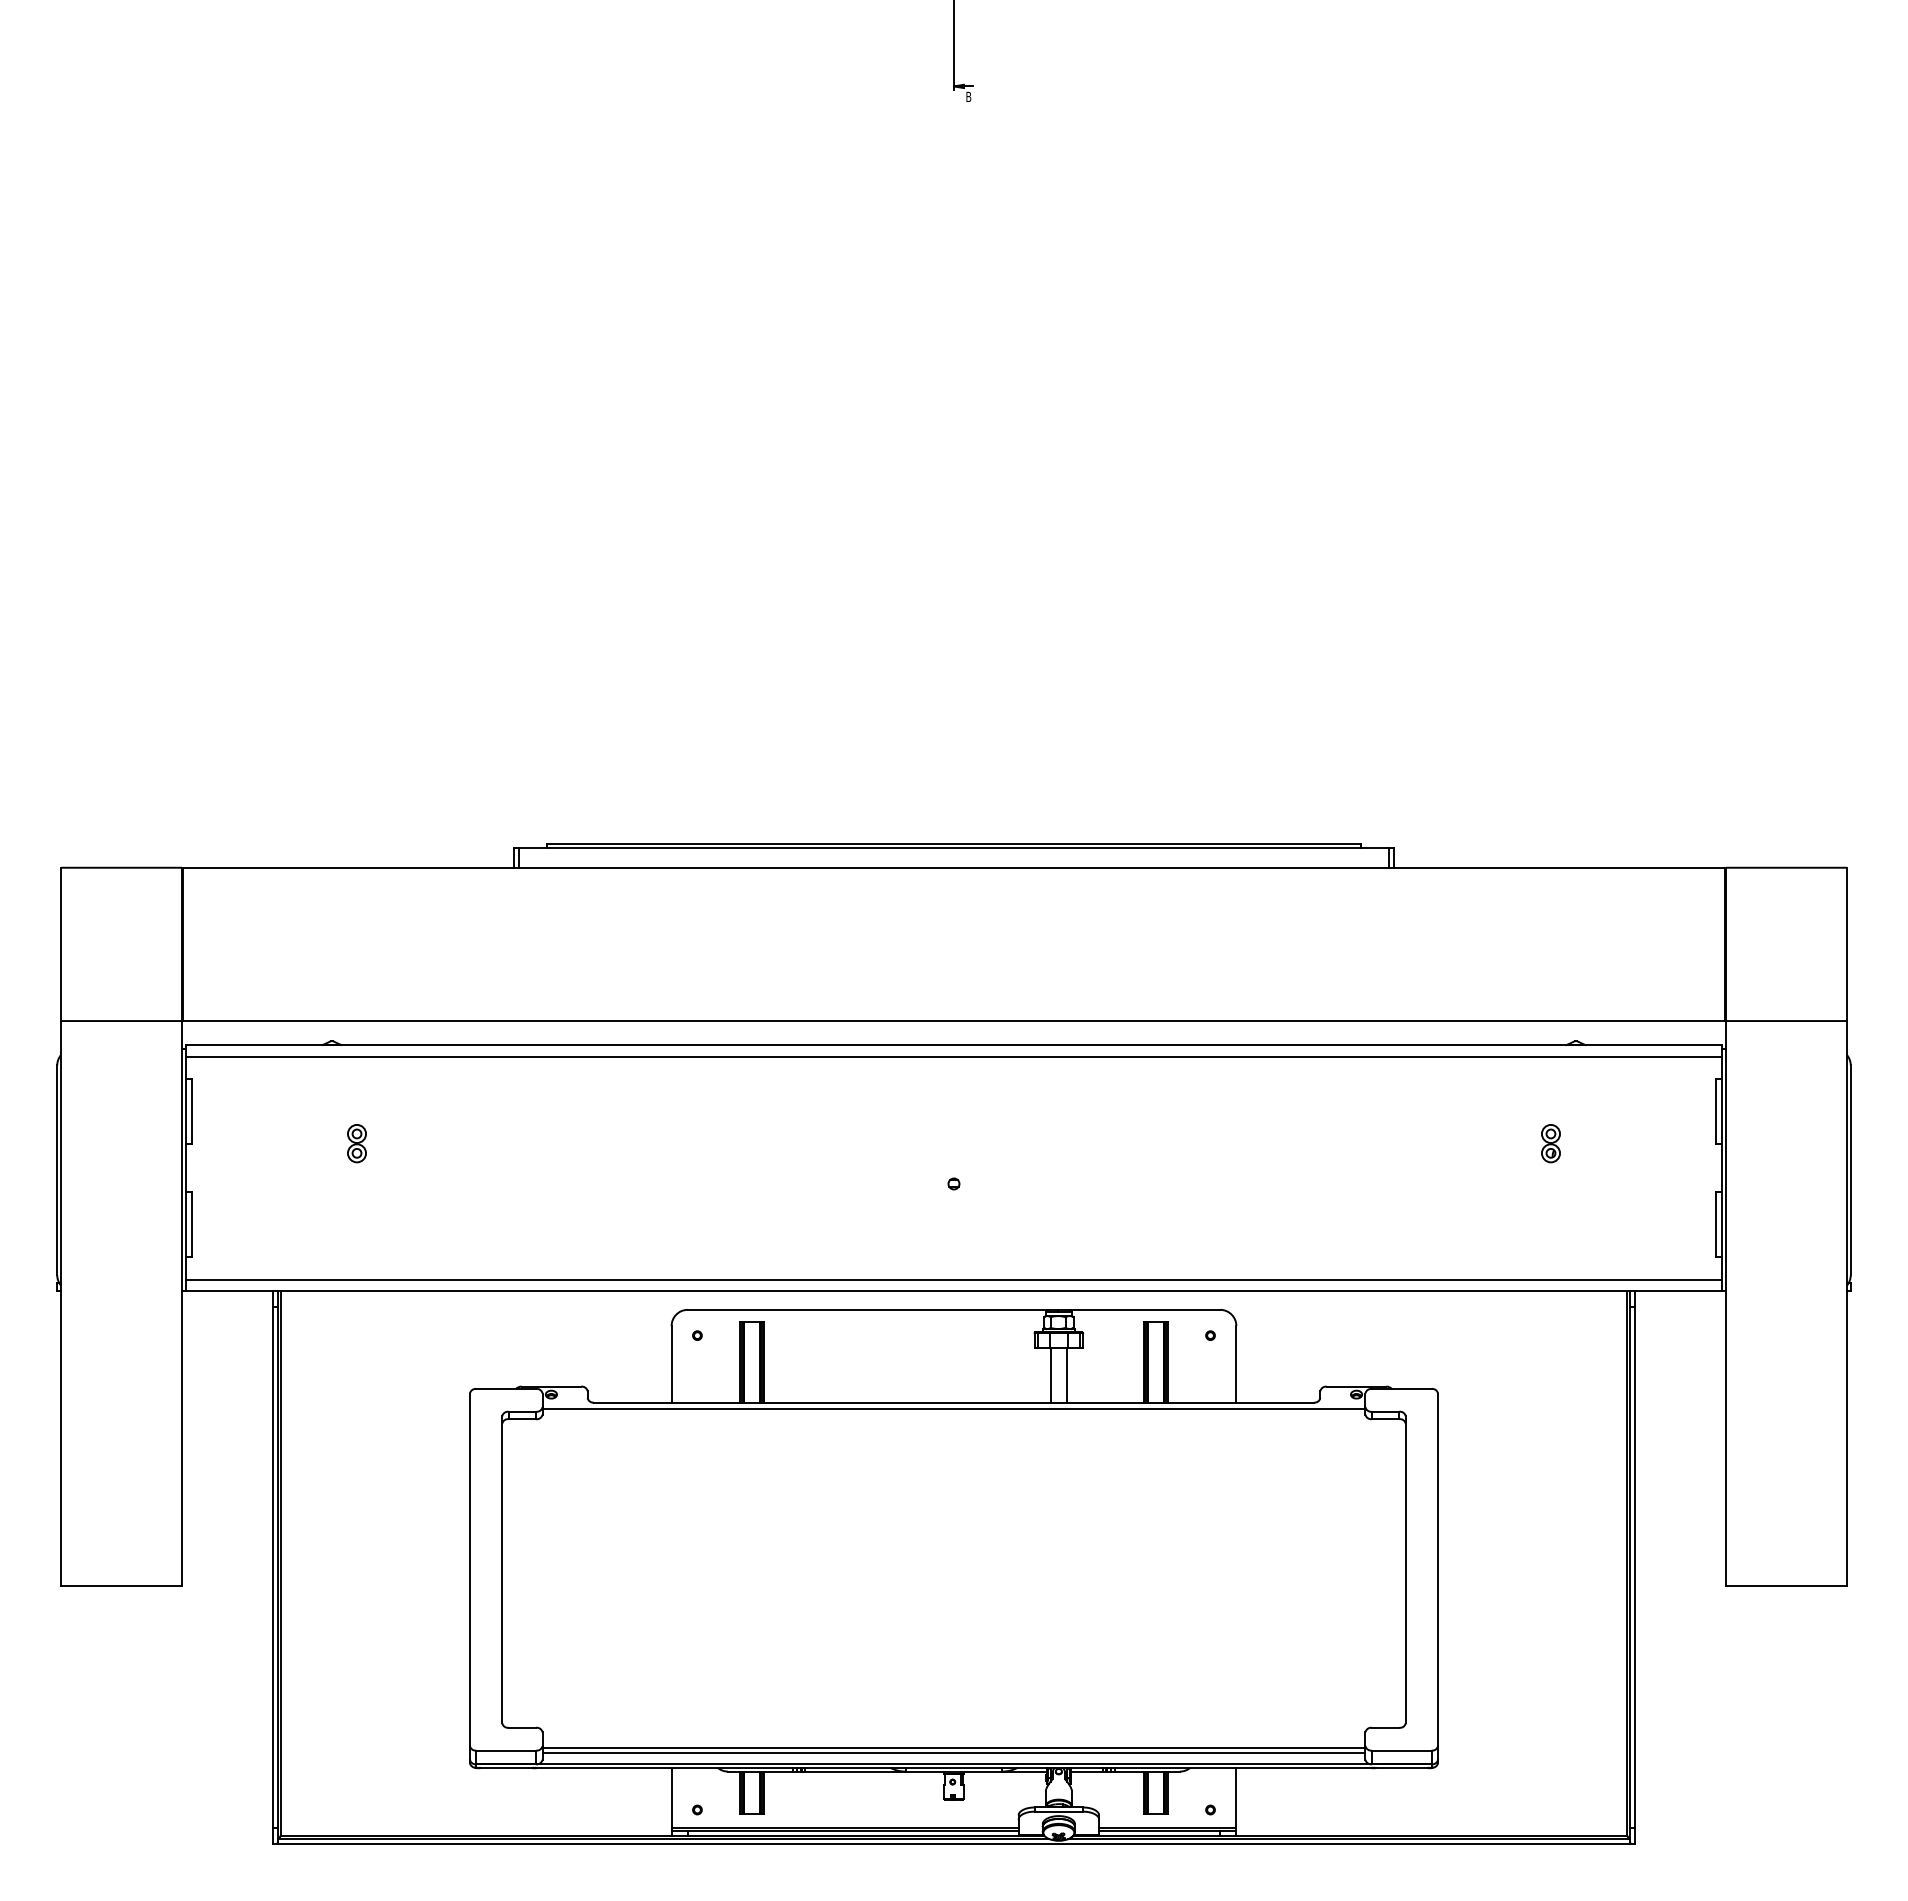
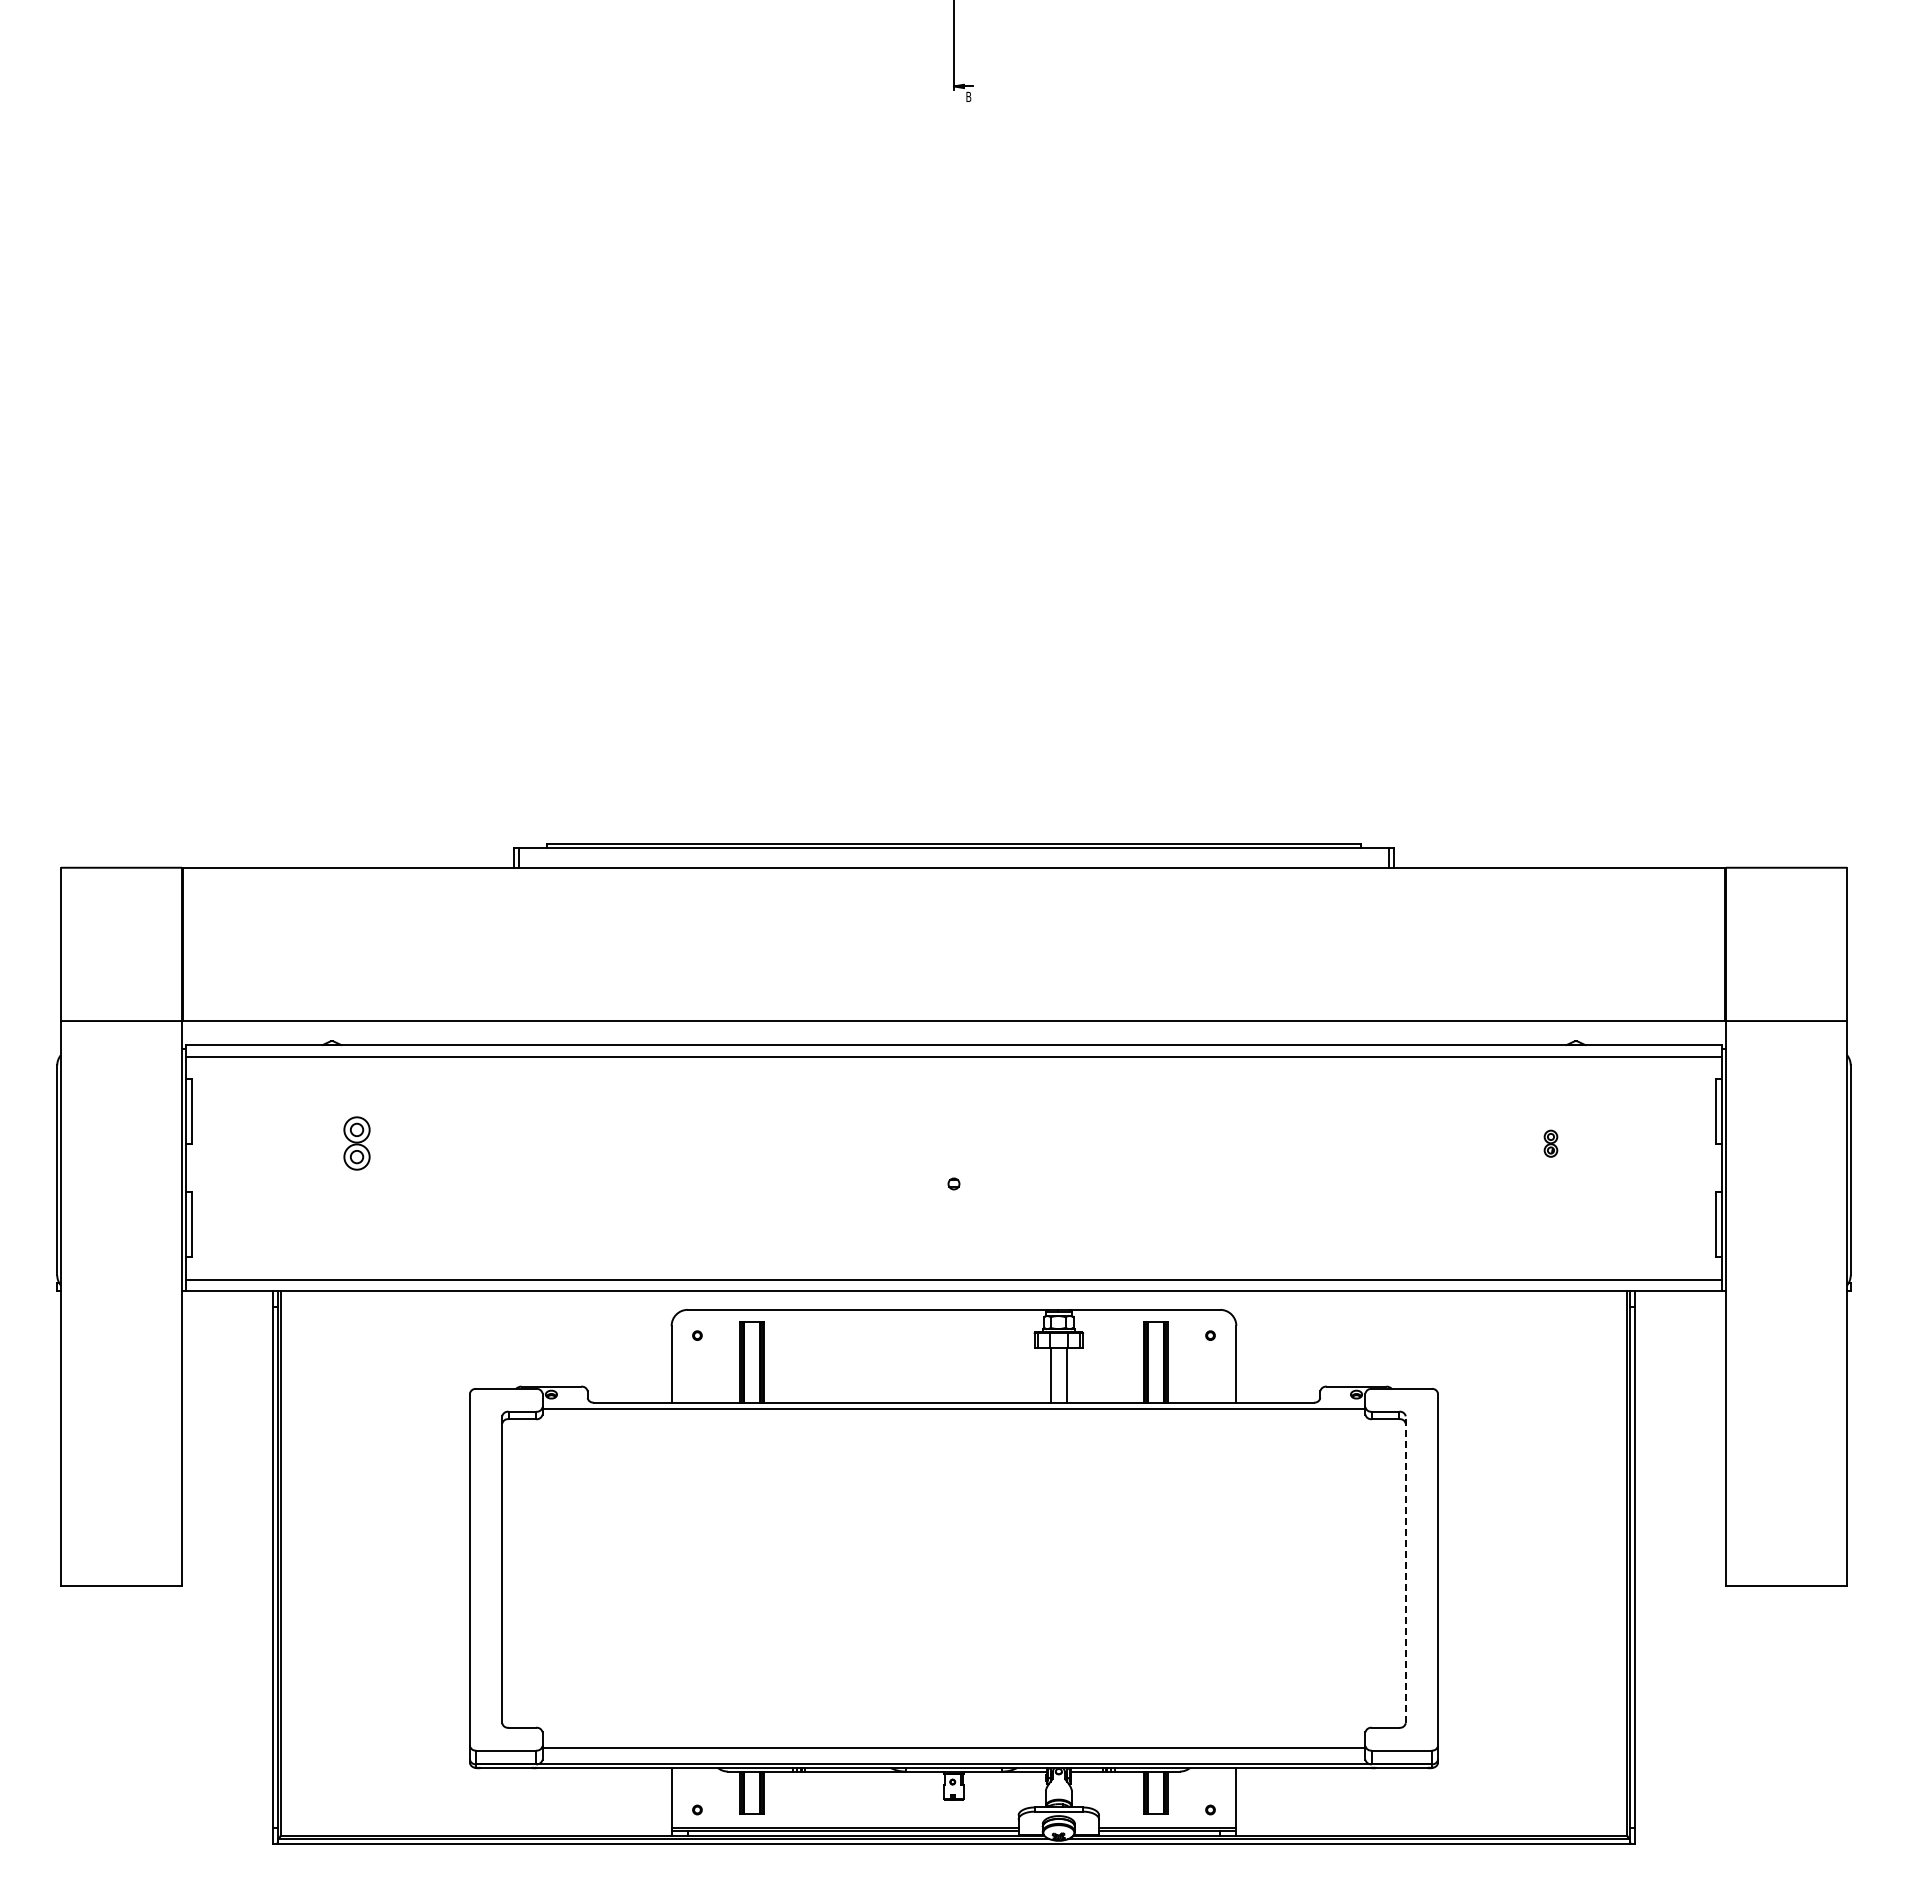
part size: 20x40 px -> 28x55 px (356, 1143)
part size: 20x40 px -> 16x29 px (1550, 1143)
line: solid -> dashed (1405, 1569)
line: present -> none (953, 1752)
